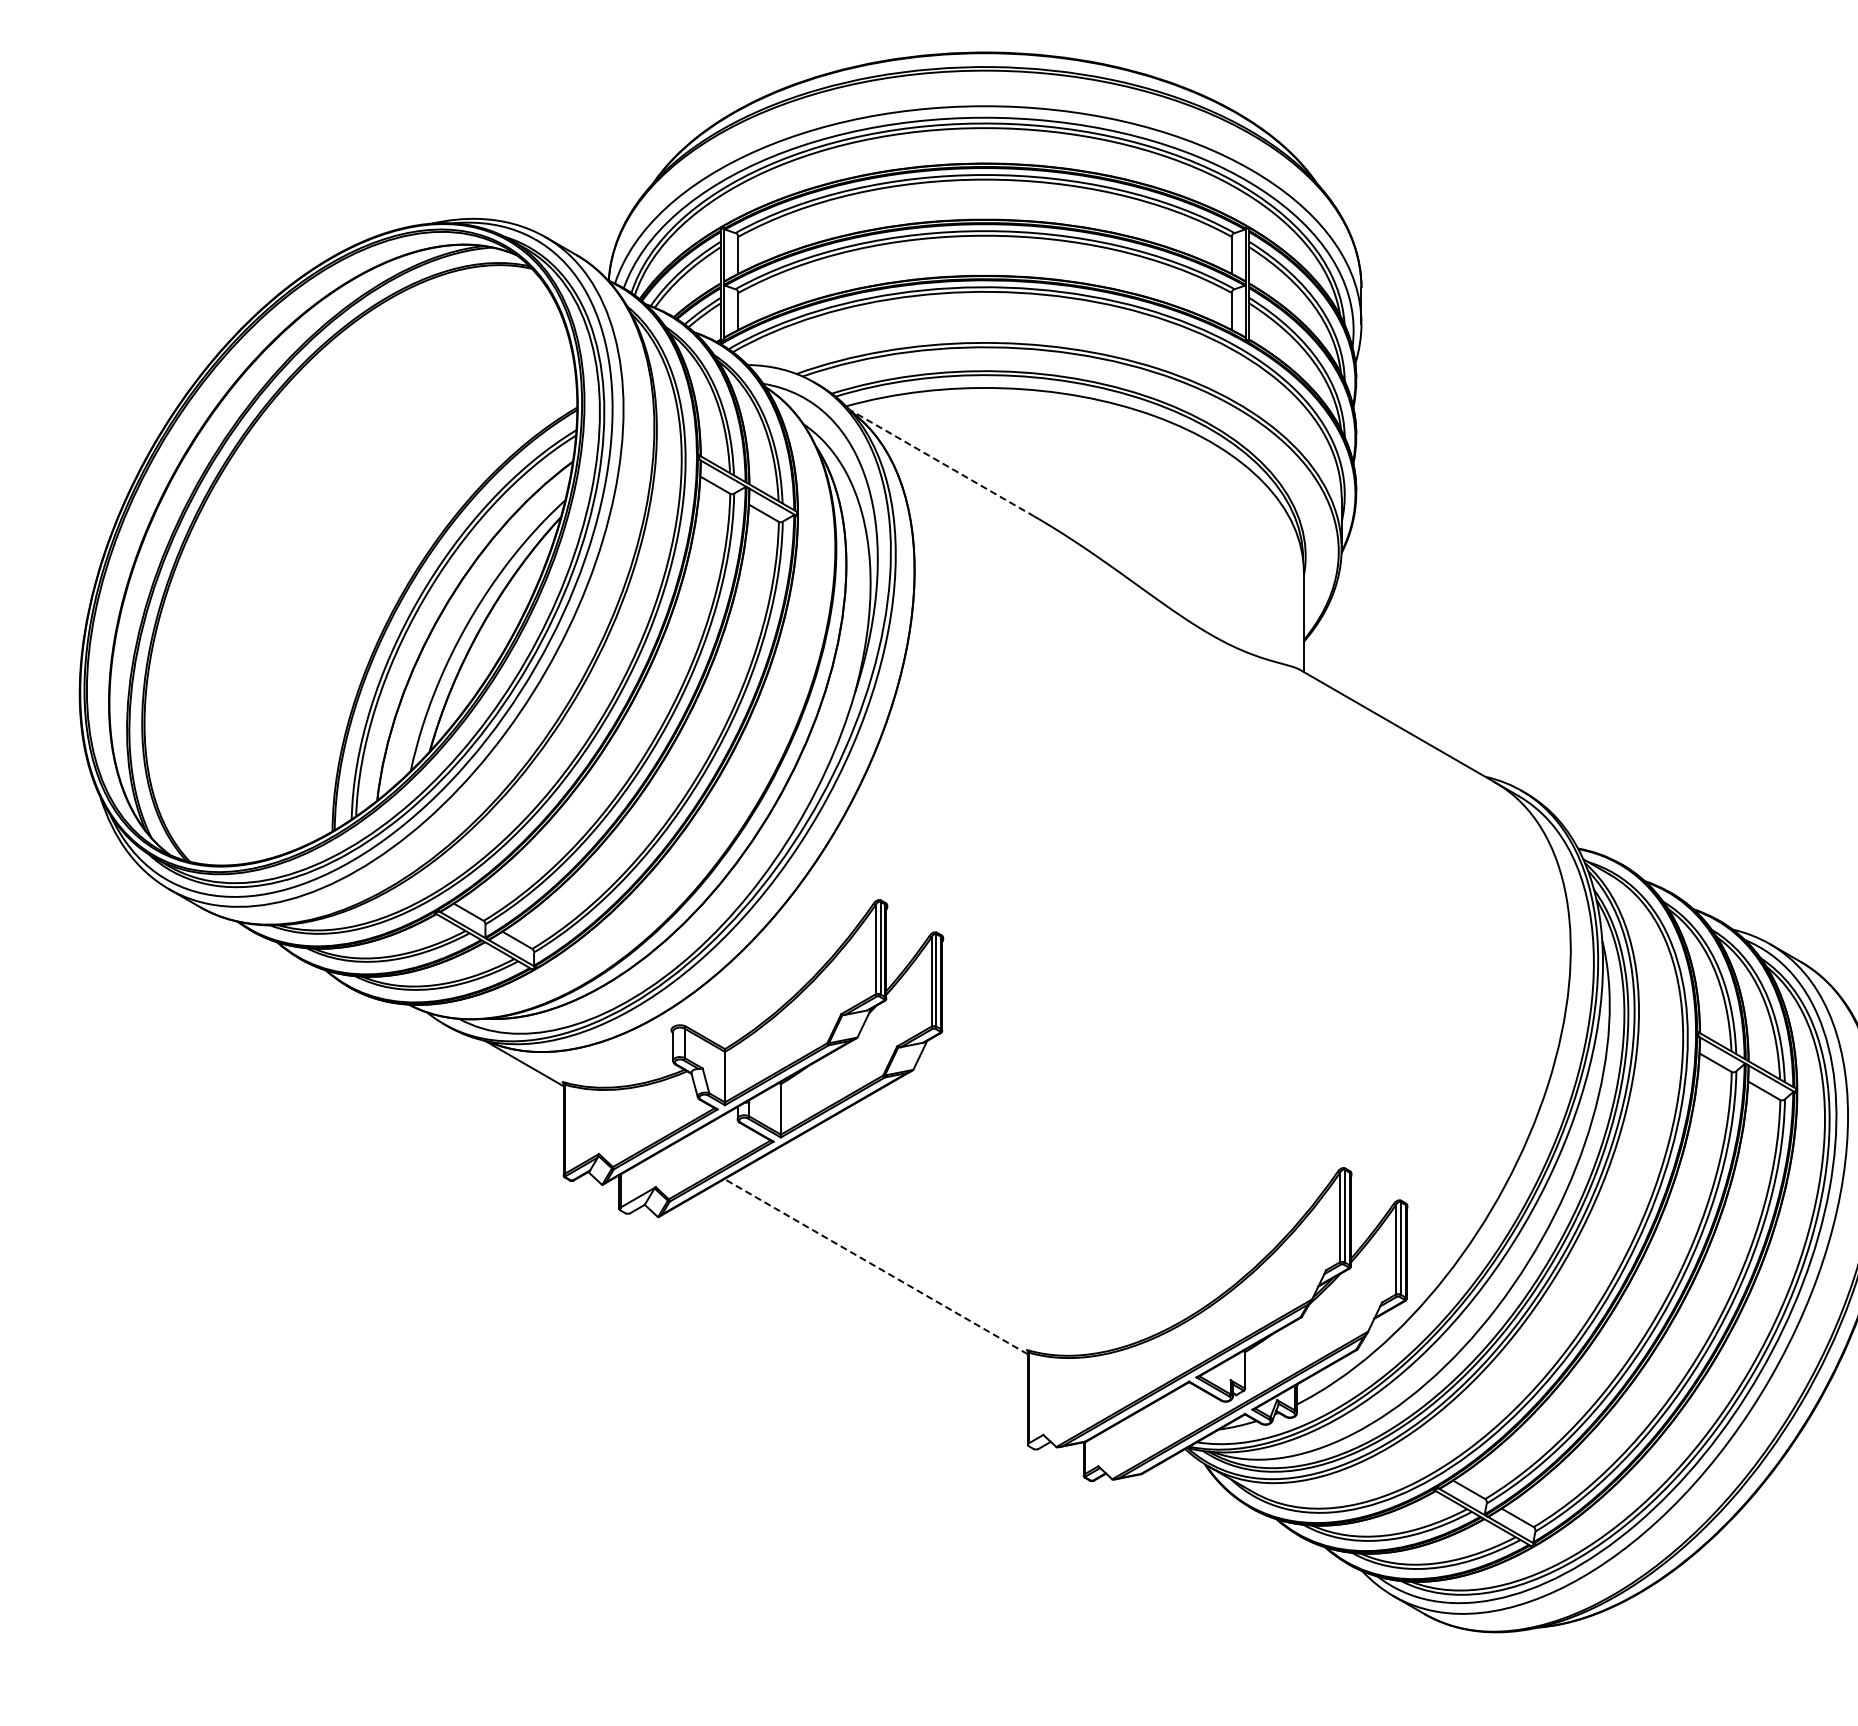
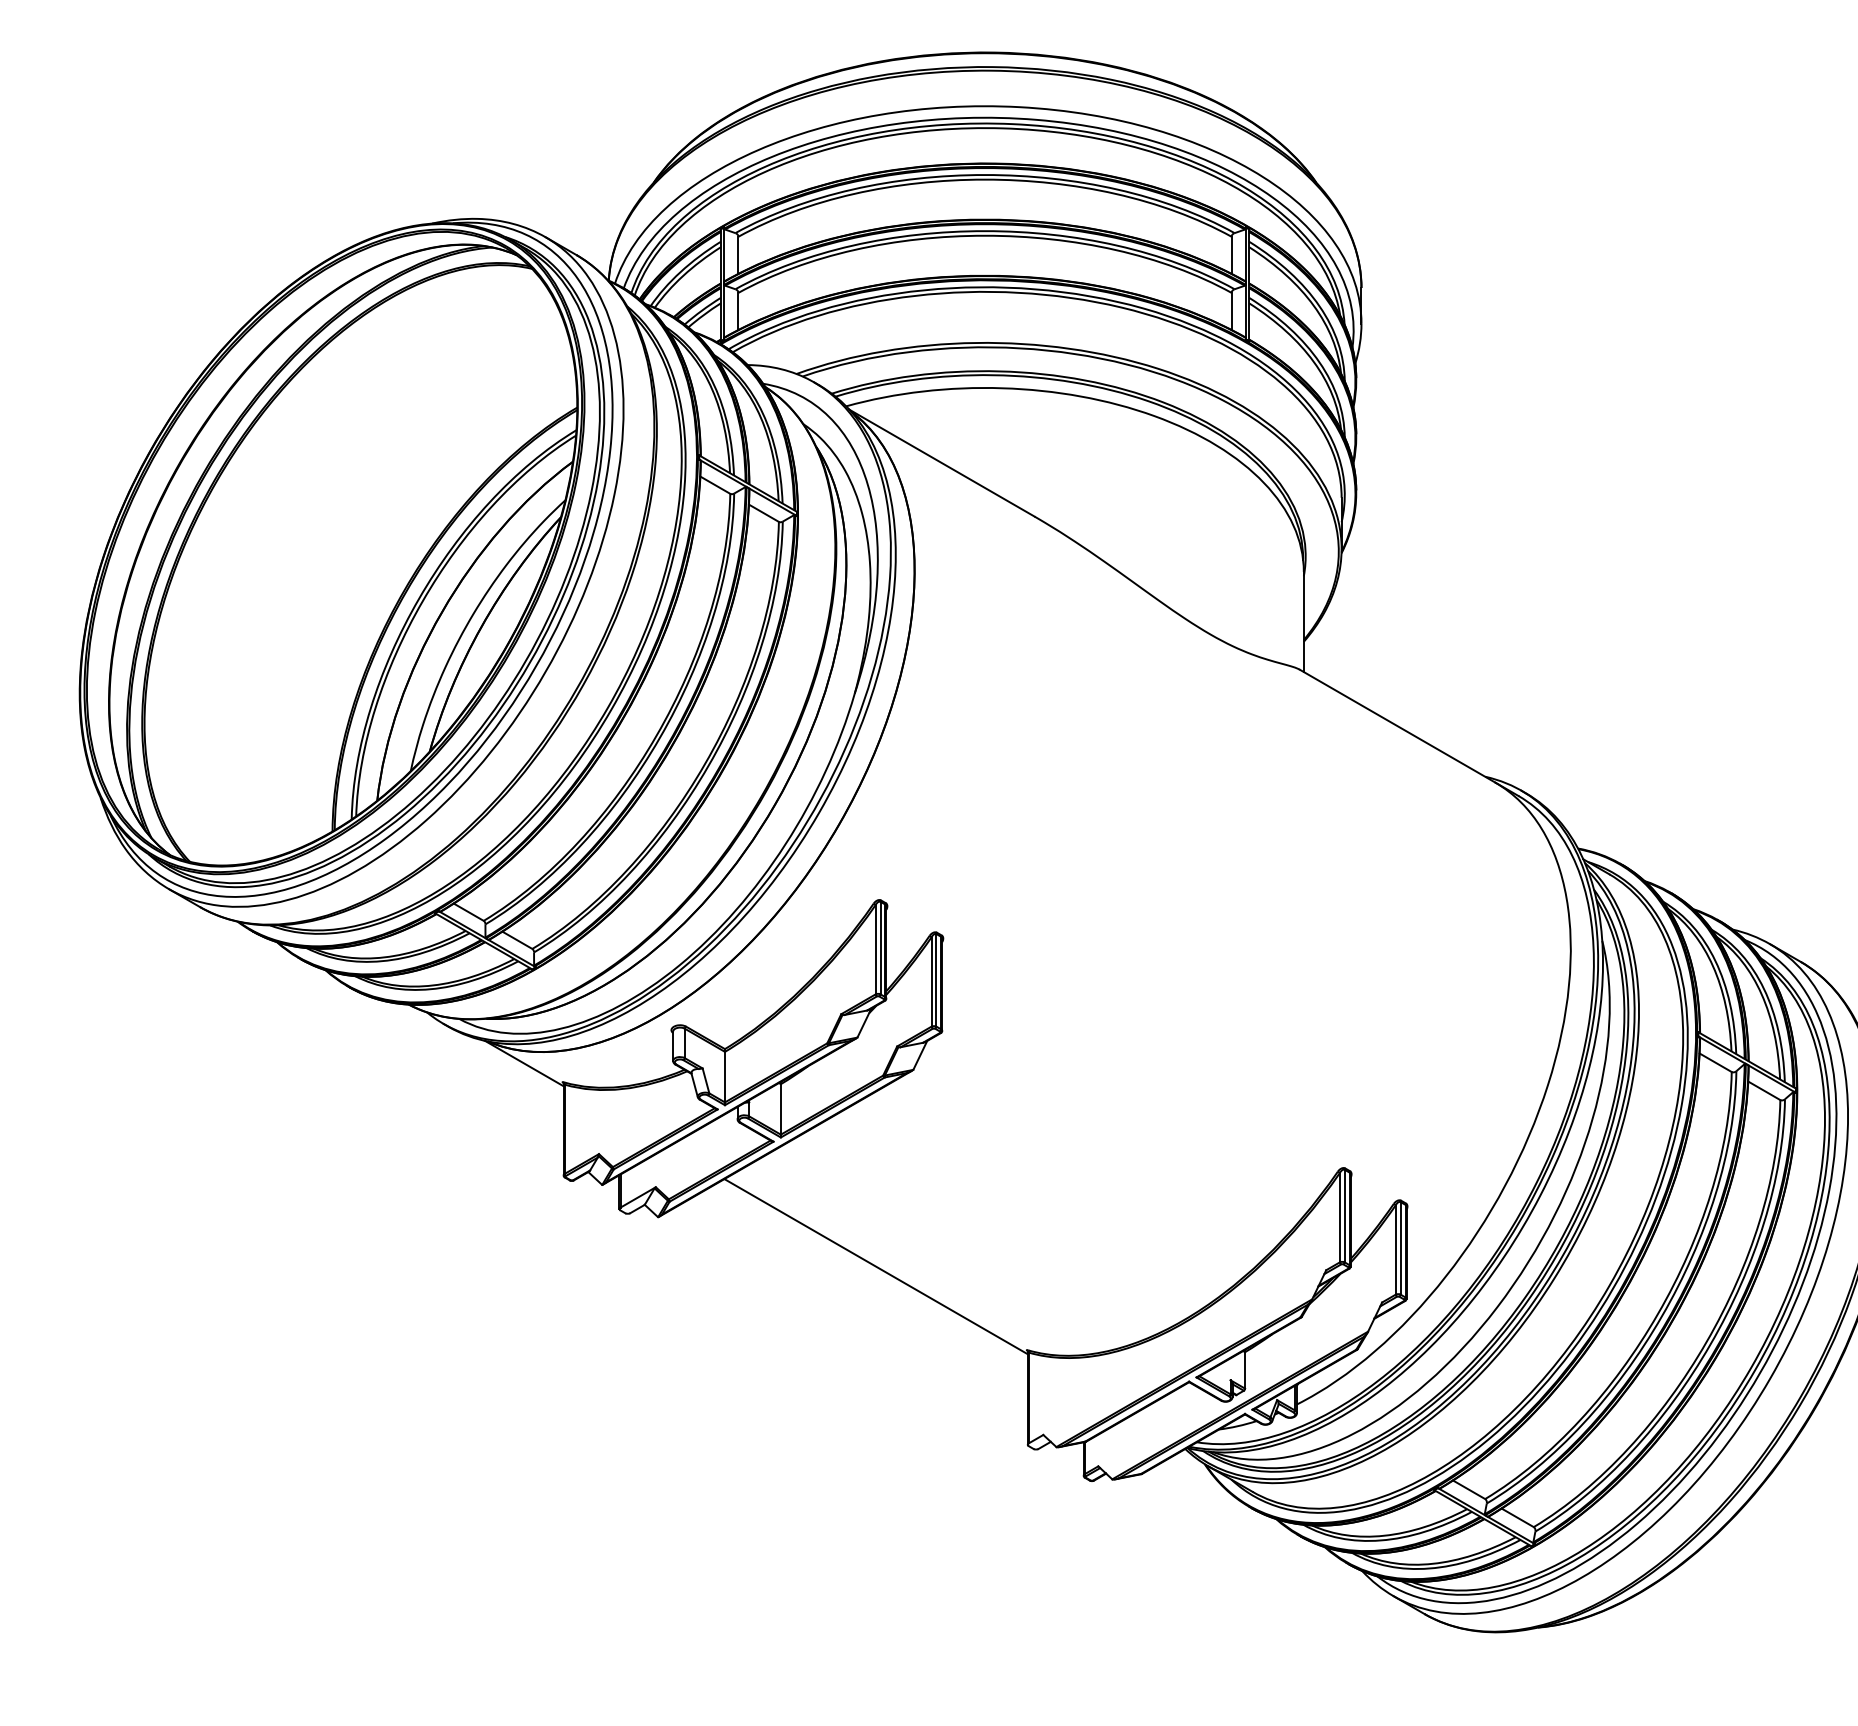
line: dashed -> solid (941, 463)
line: dashed -> solid (875, 1266)
